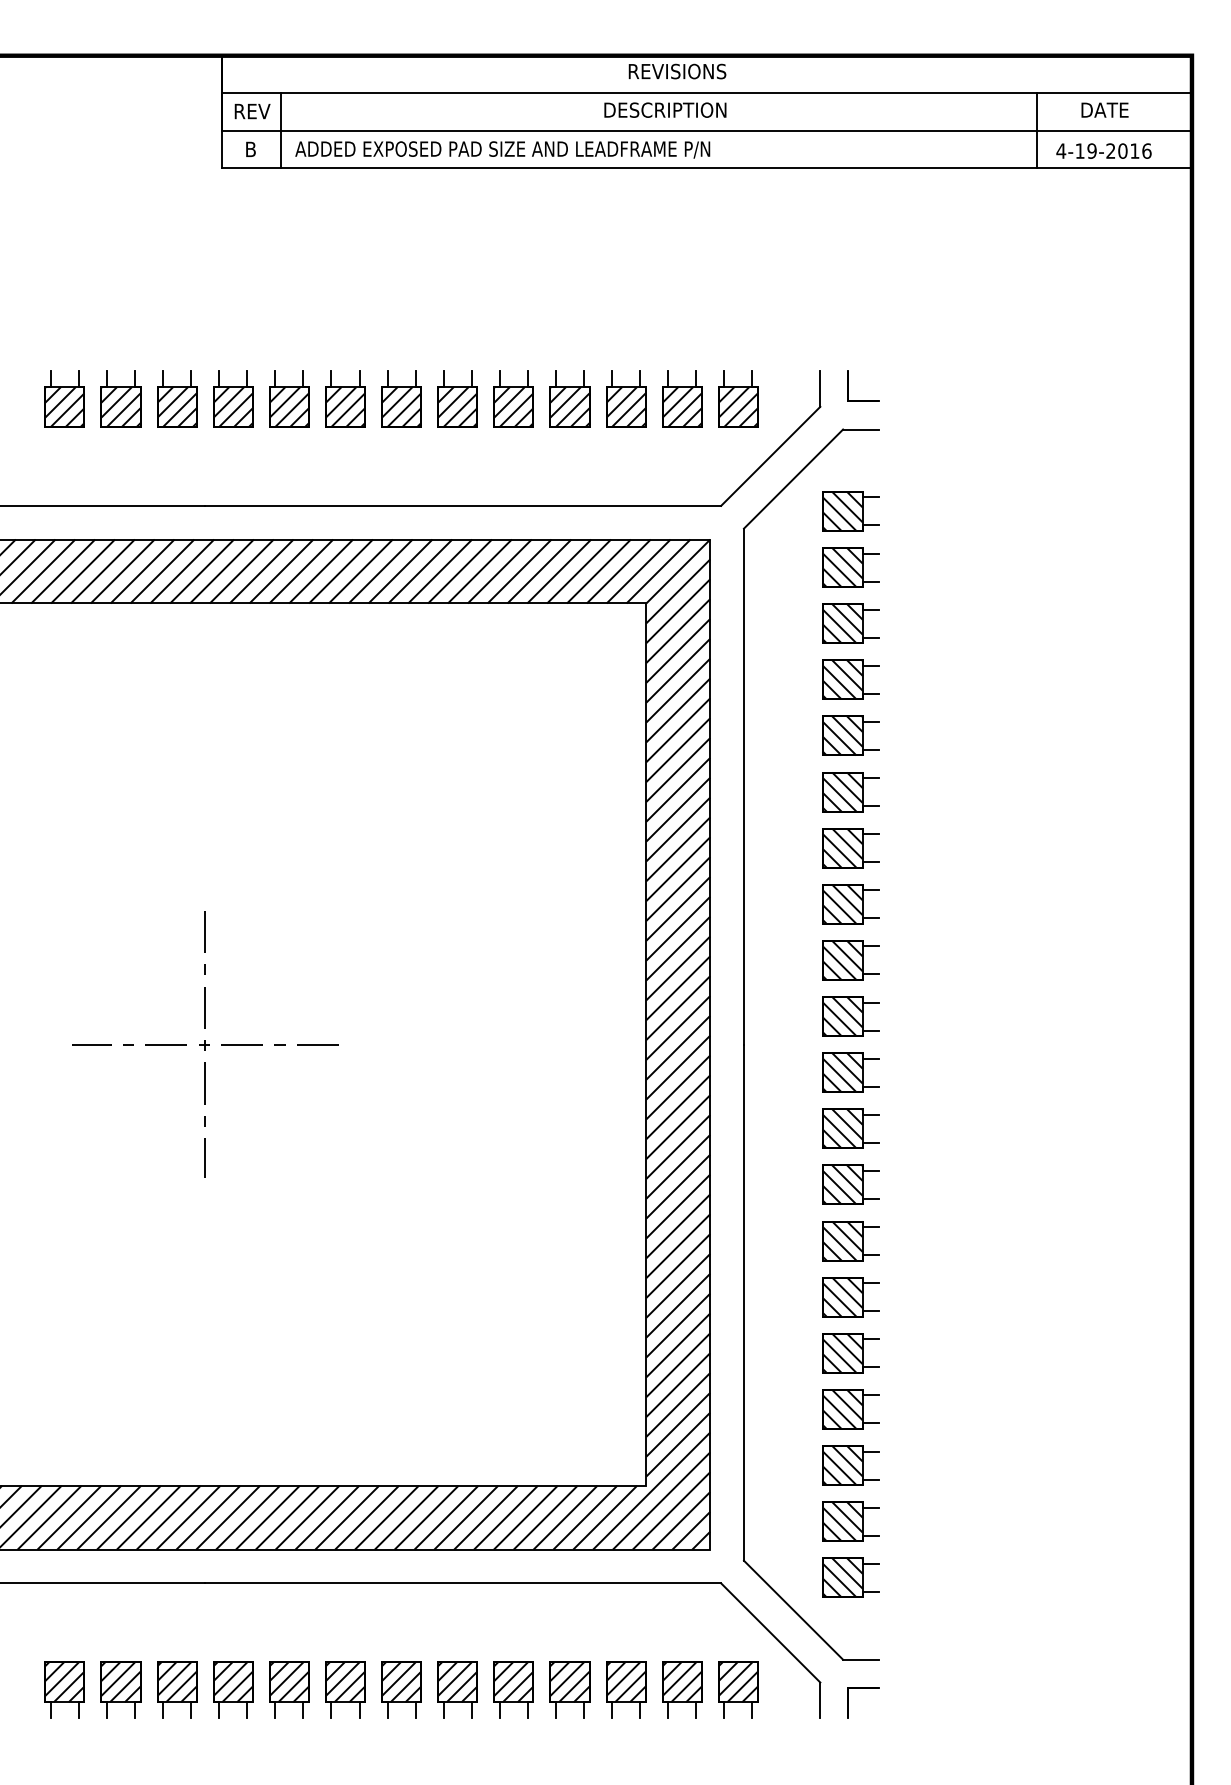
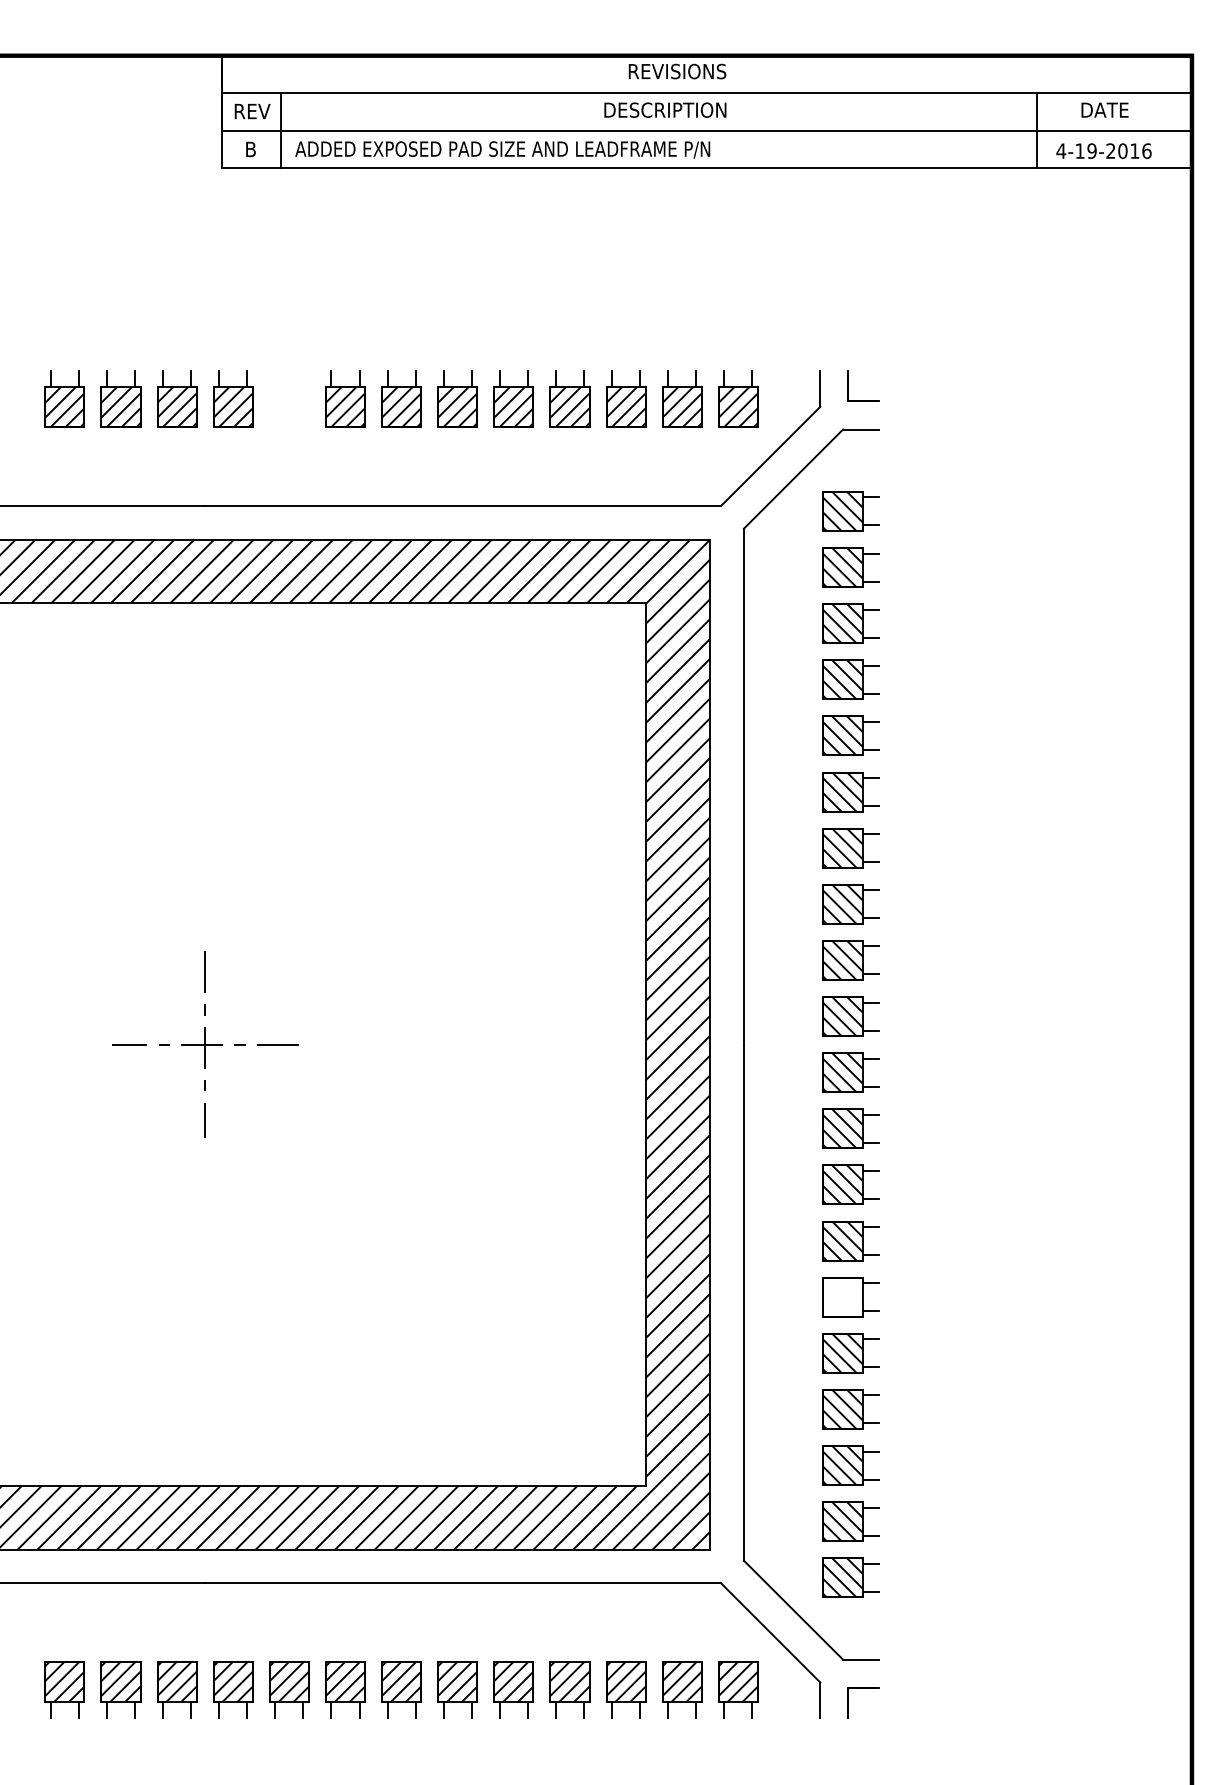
part: present -> none (289, 398)
part size: 267x267 px -> 187x187 px (205, 1044)
hatch: present -> none (842, 1296)
